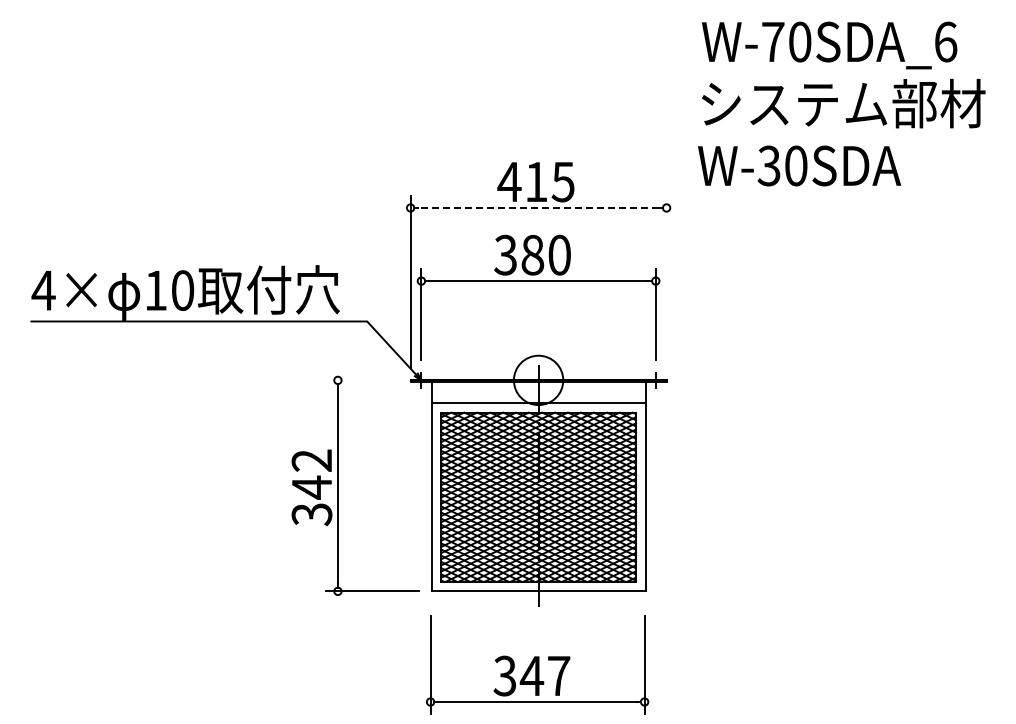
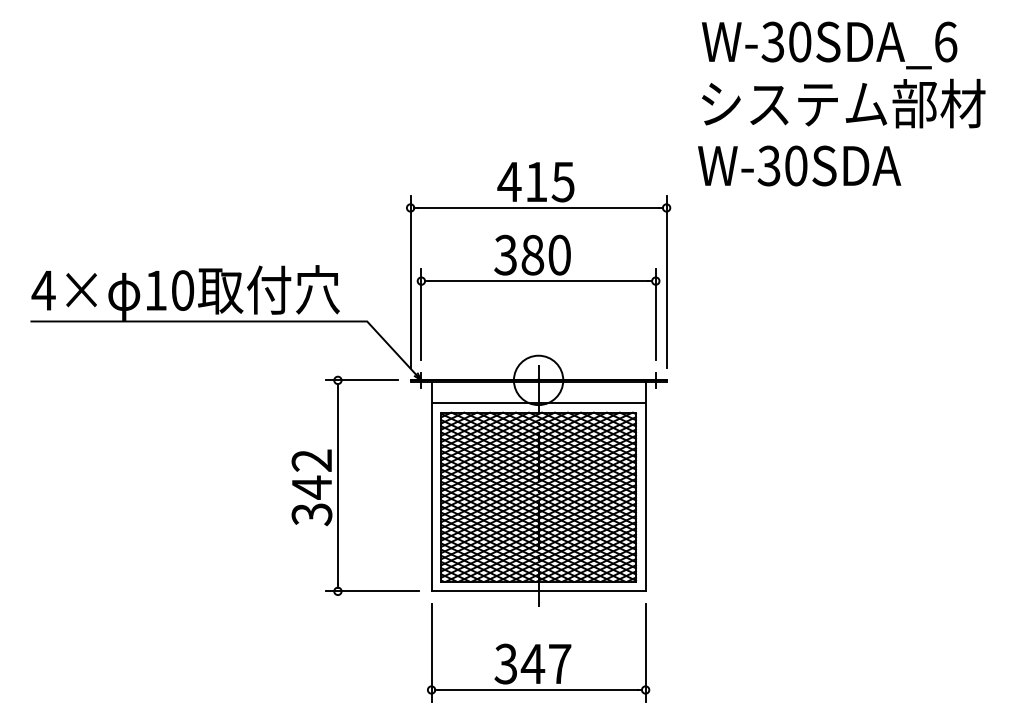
text: W-70SDA_6 -> W-30SDA_6 (772, 41)
line: dashed -> solid (538, 207)
line: none -> present (666, 281)
line: none -> present (361, 380)
part position: (537, 664) -> (538, 652) (538, 652)
